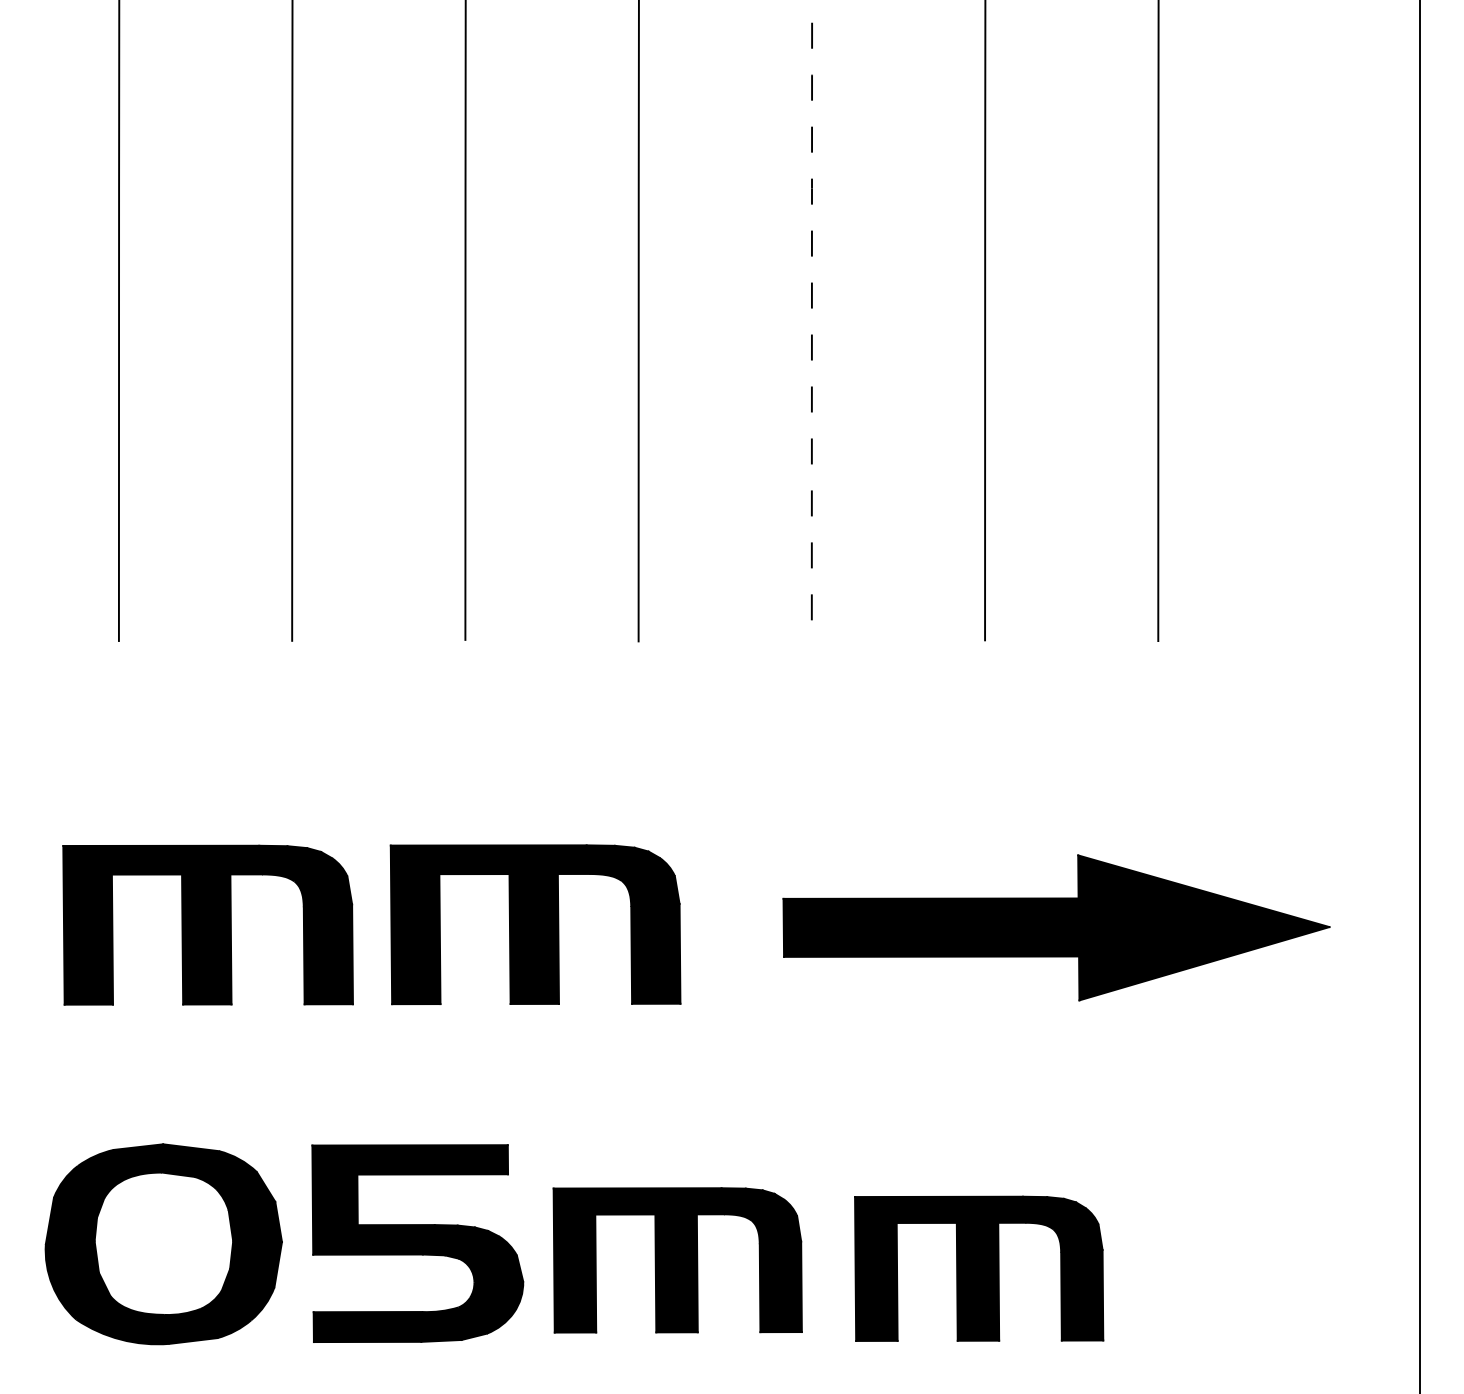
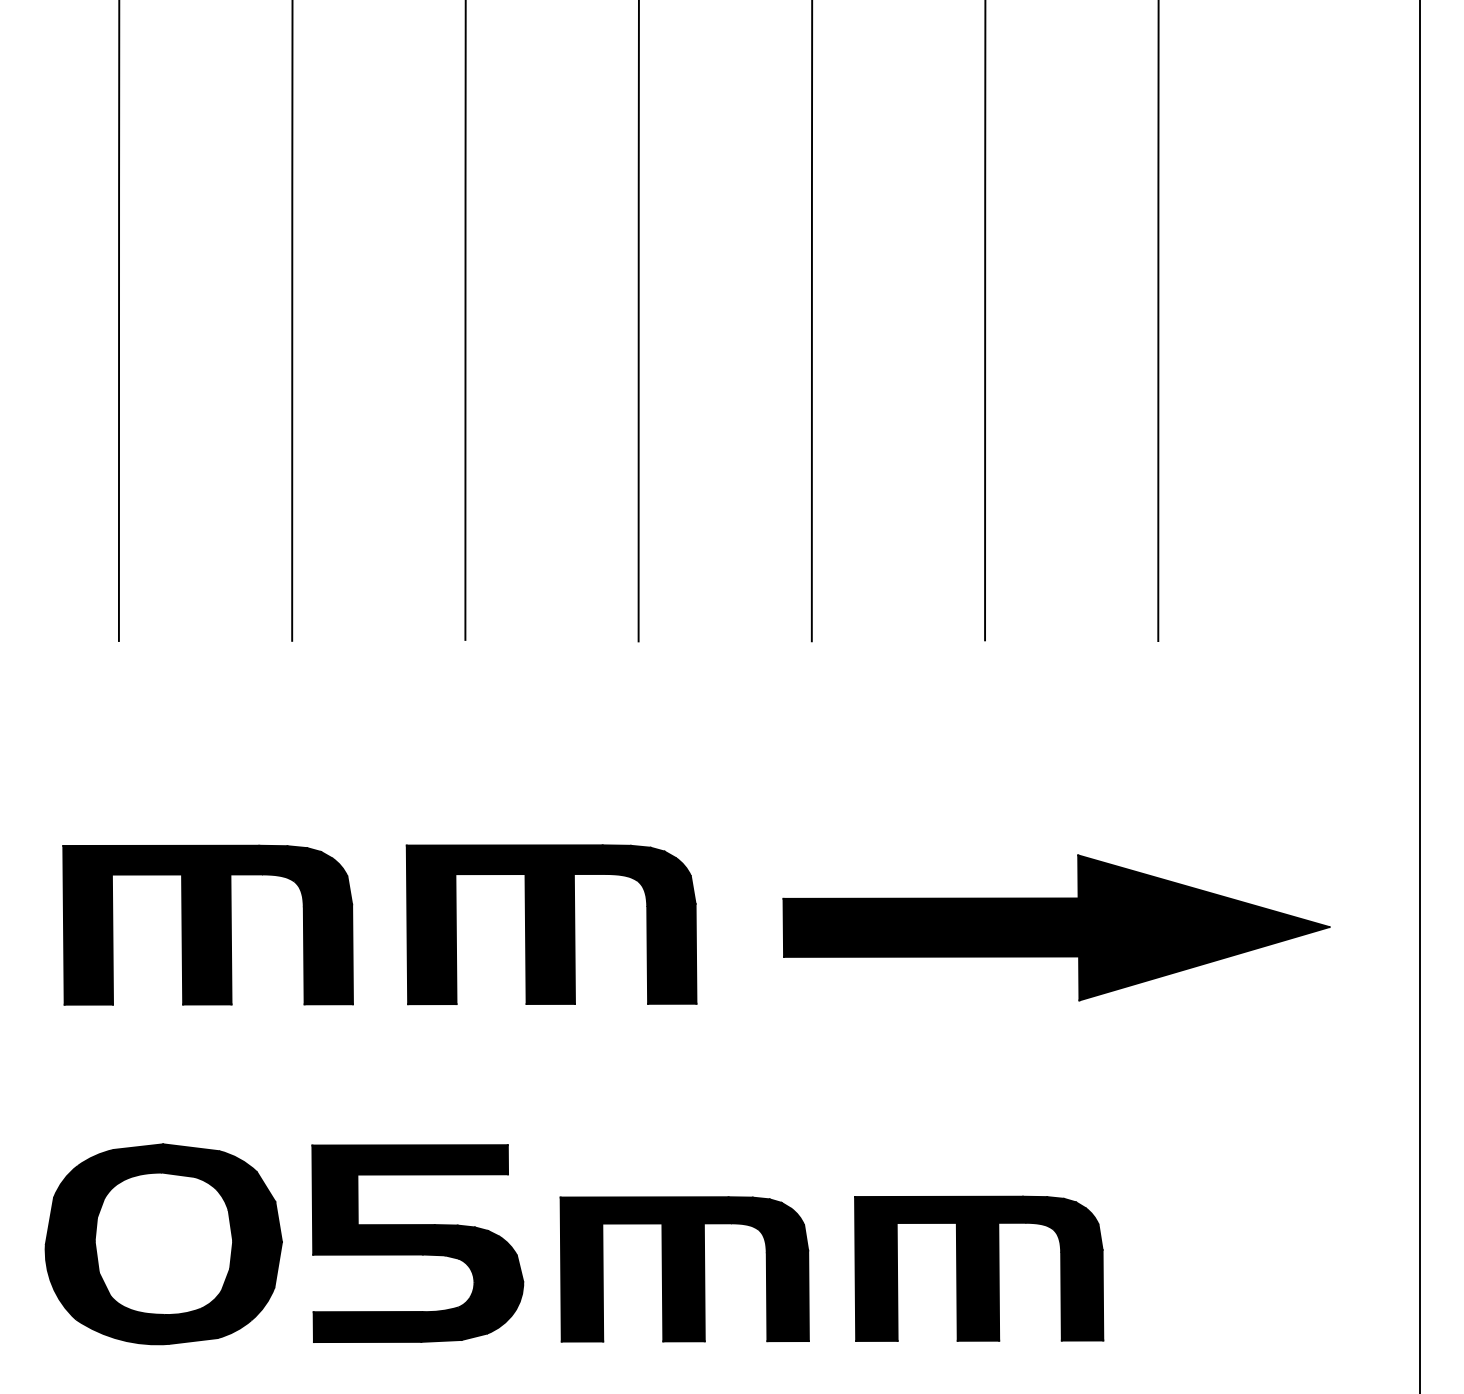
arc: dashed -> solid (811, 321)
part position: (535, 924) -> (551, 924) (551, 924)
part position: (677, 1260) -> (684, 1269) (684, 1269)
